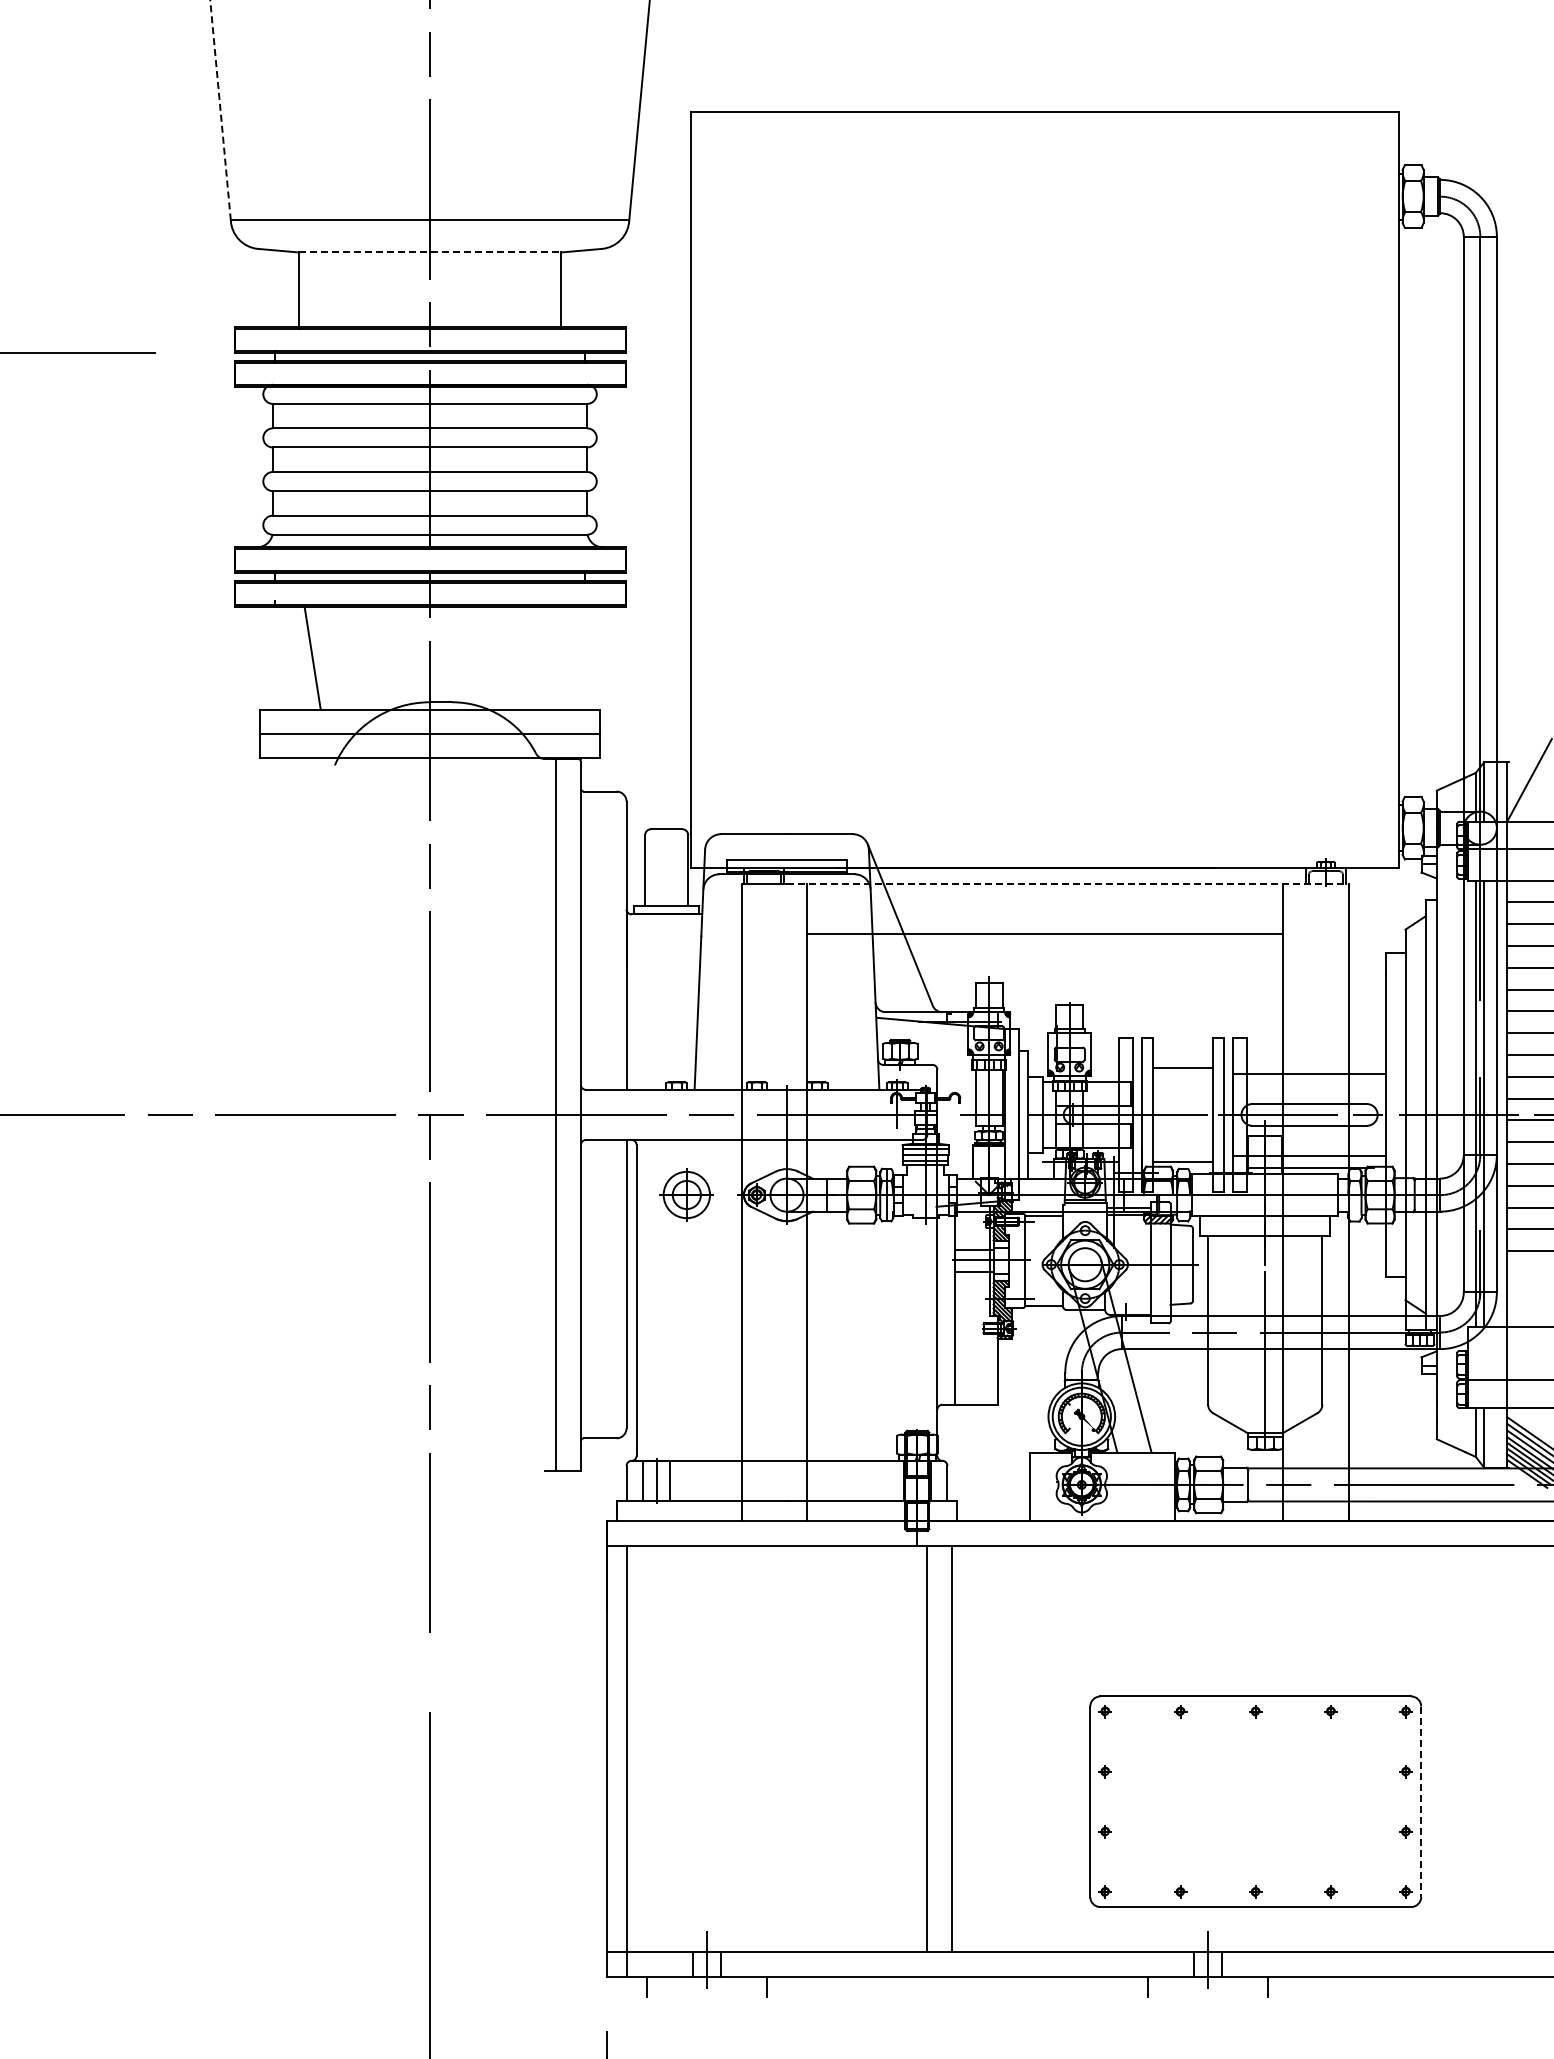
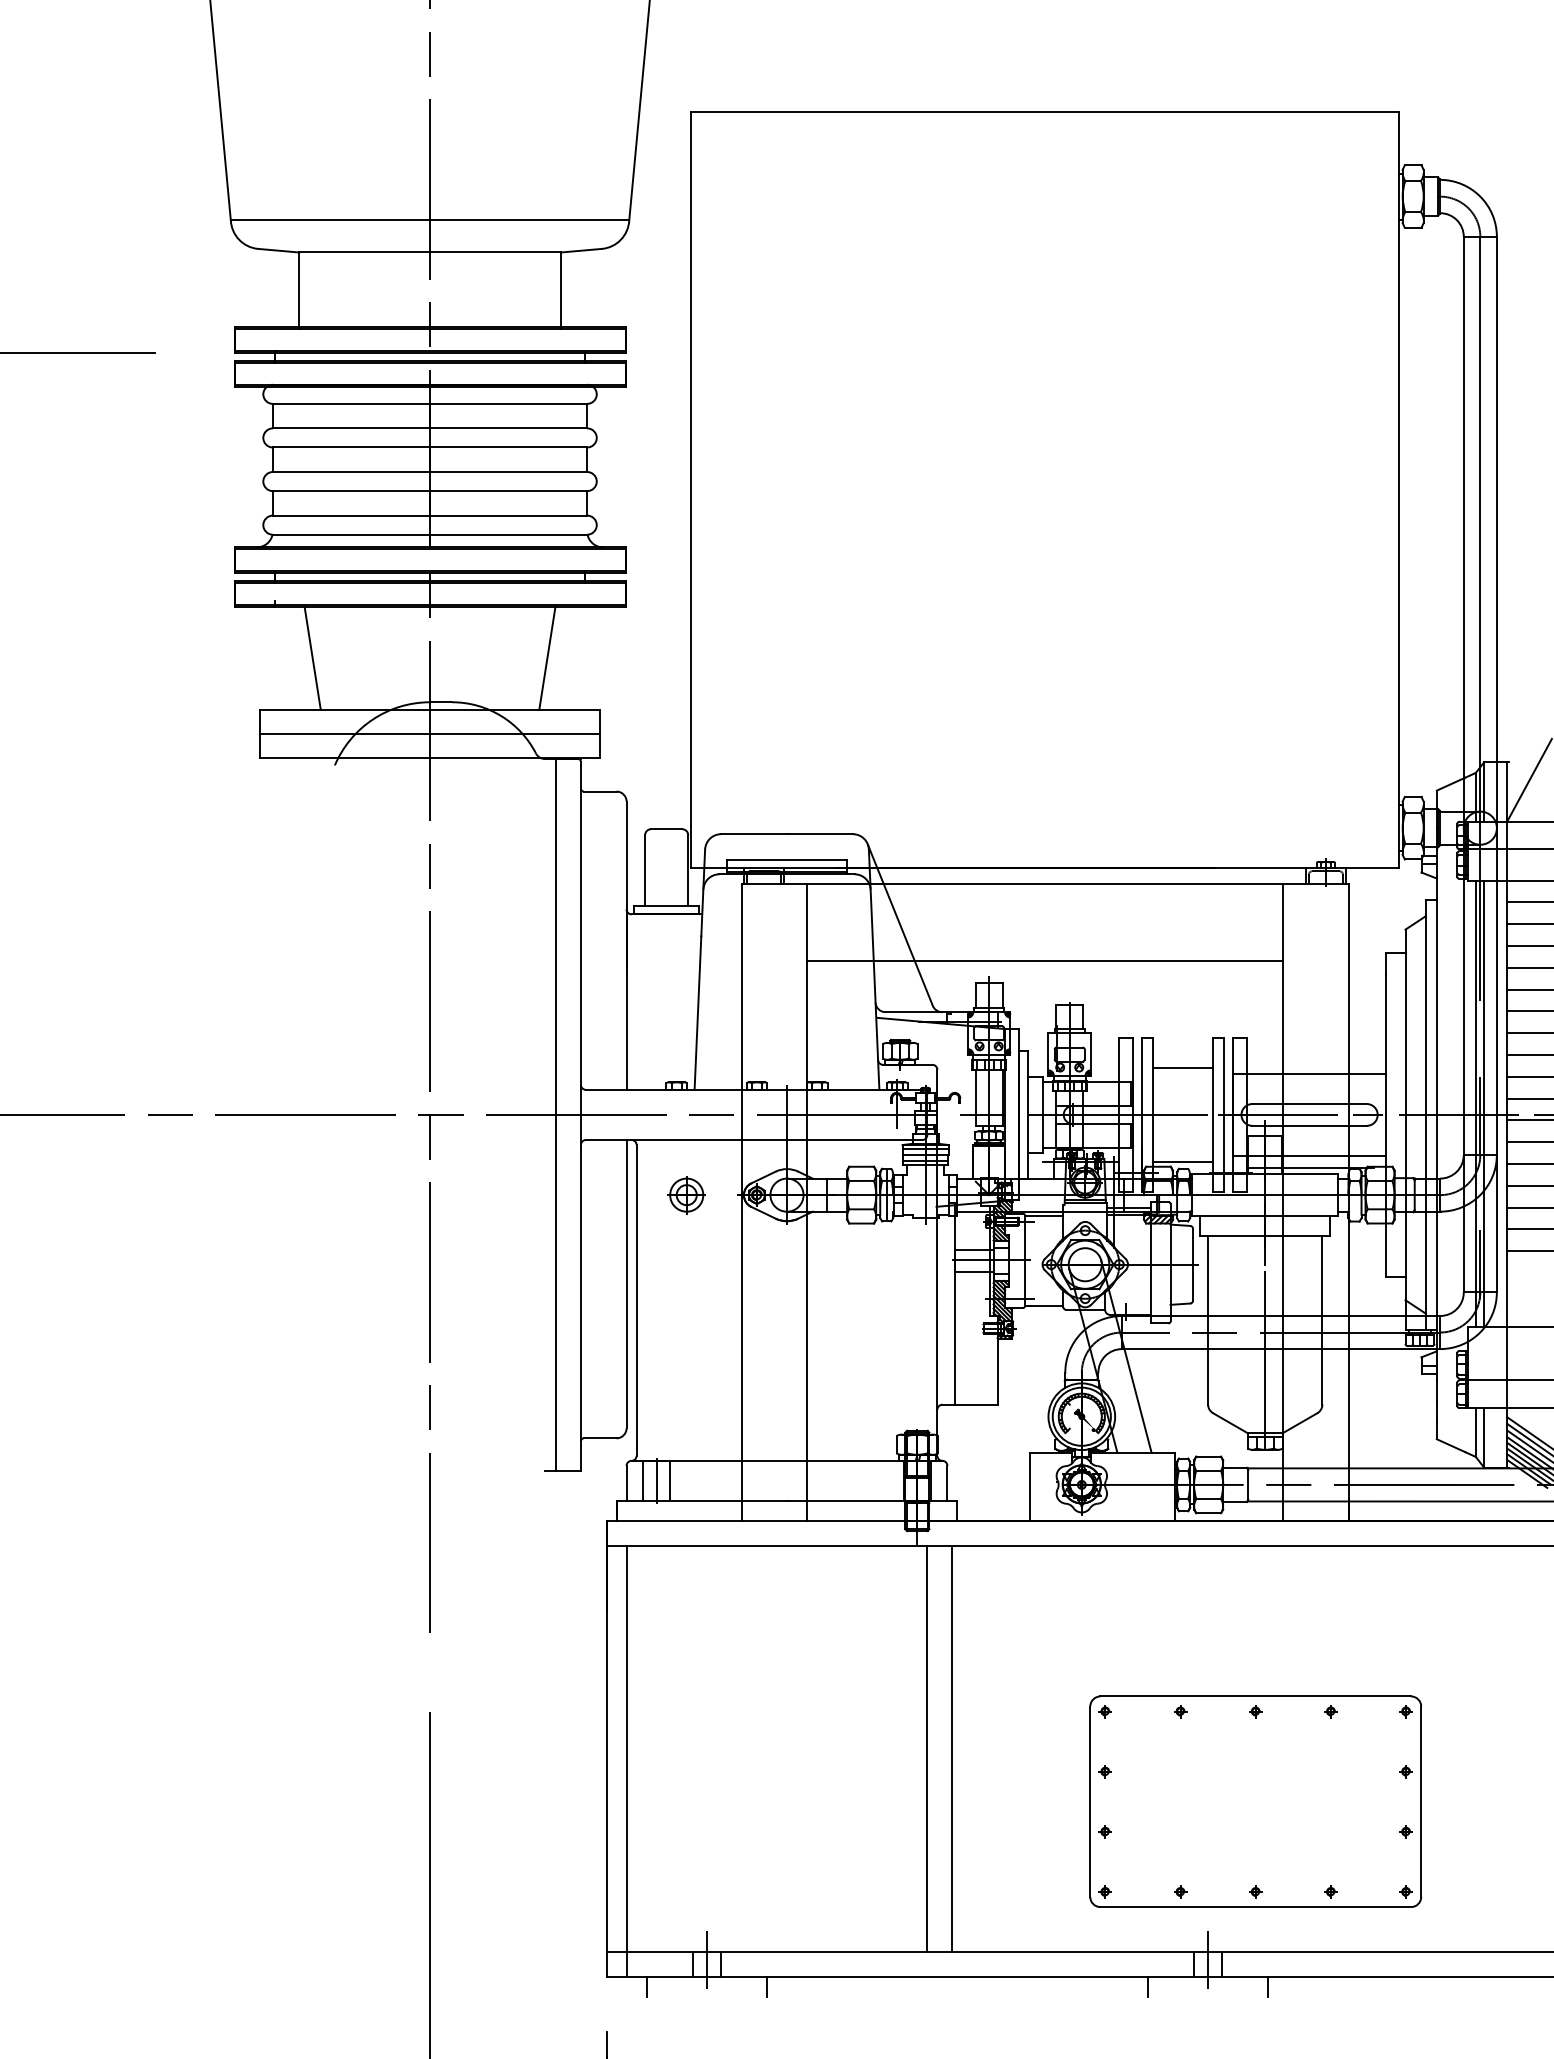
line: dashed -> solid (220, 109)
line: dashed -> solid (430, 252)
line: none -> present (547, 658)
line: dashed -> solid (1067, 884)
line position: (1045, 933) -> (1045, 960) (1045, 960)
part size: 55x54 px -> 39x39 px (686, 1195)
line: dashed -> solid (1421, 1802)
